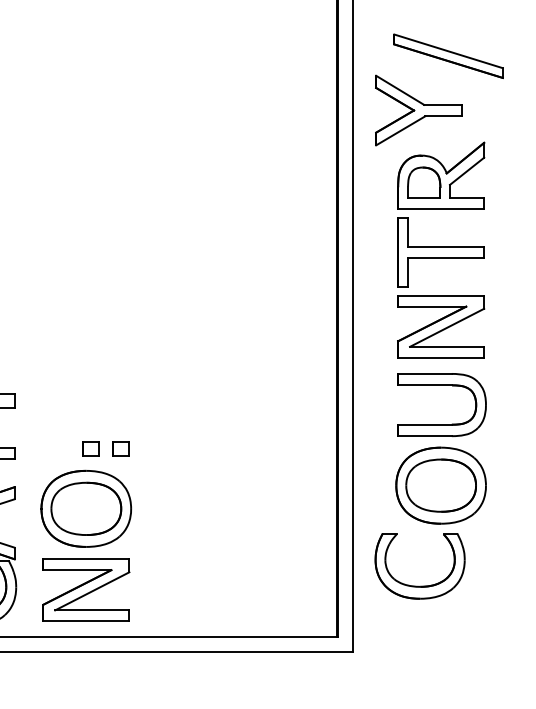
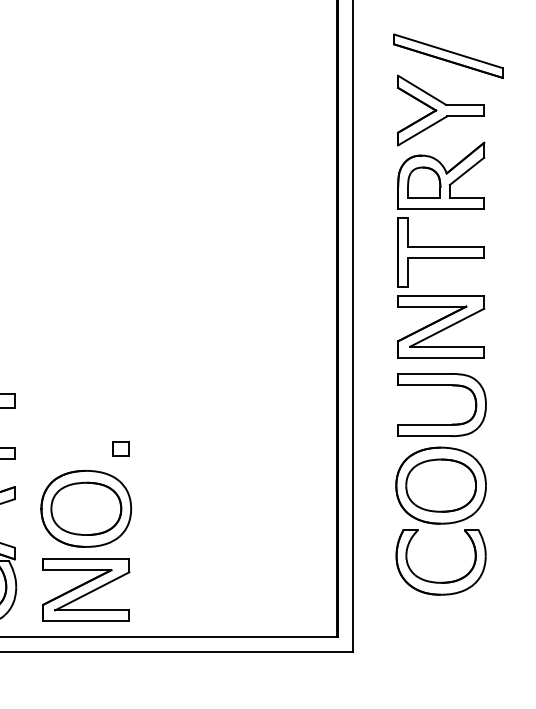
part position: (418, 110) -> (440, 110) (440, 110)
part: present -> none (90, 448)
part position: (418, 585) -> (439, 581) (439, 581)
